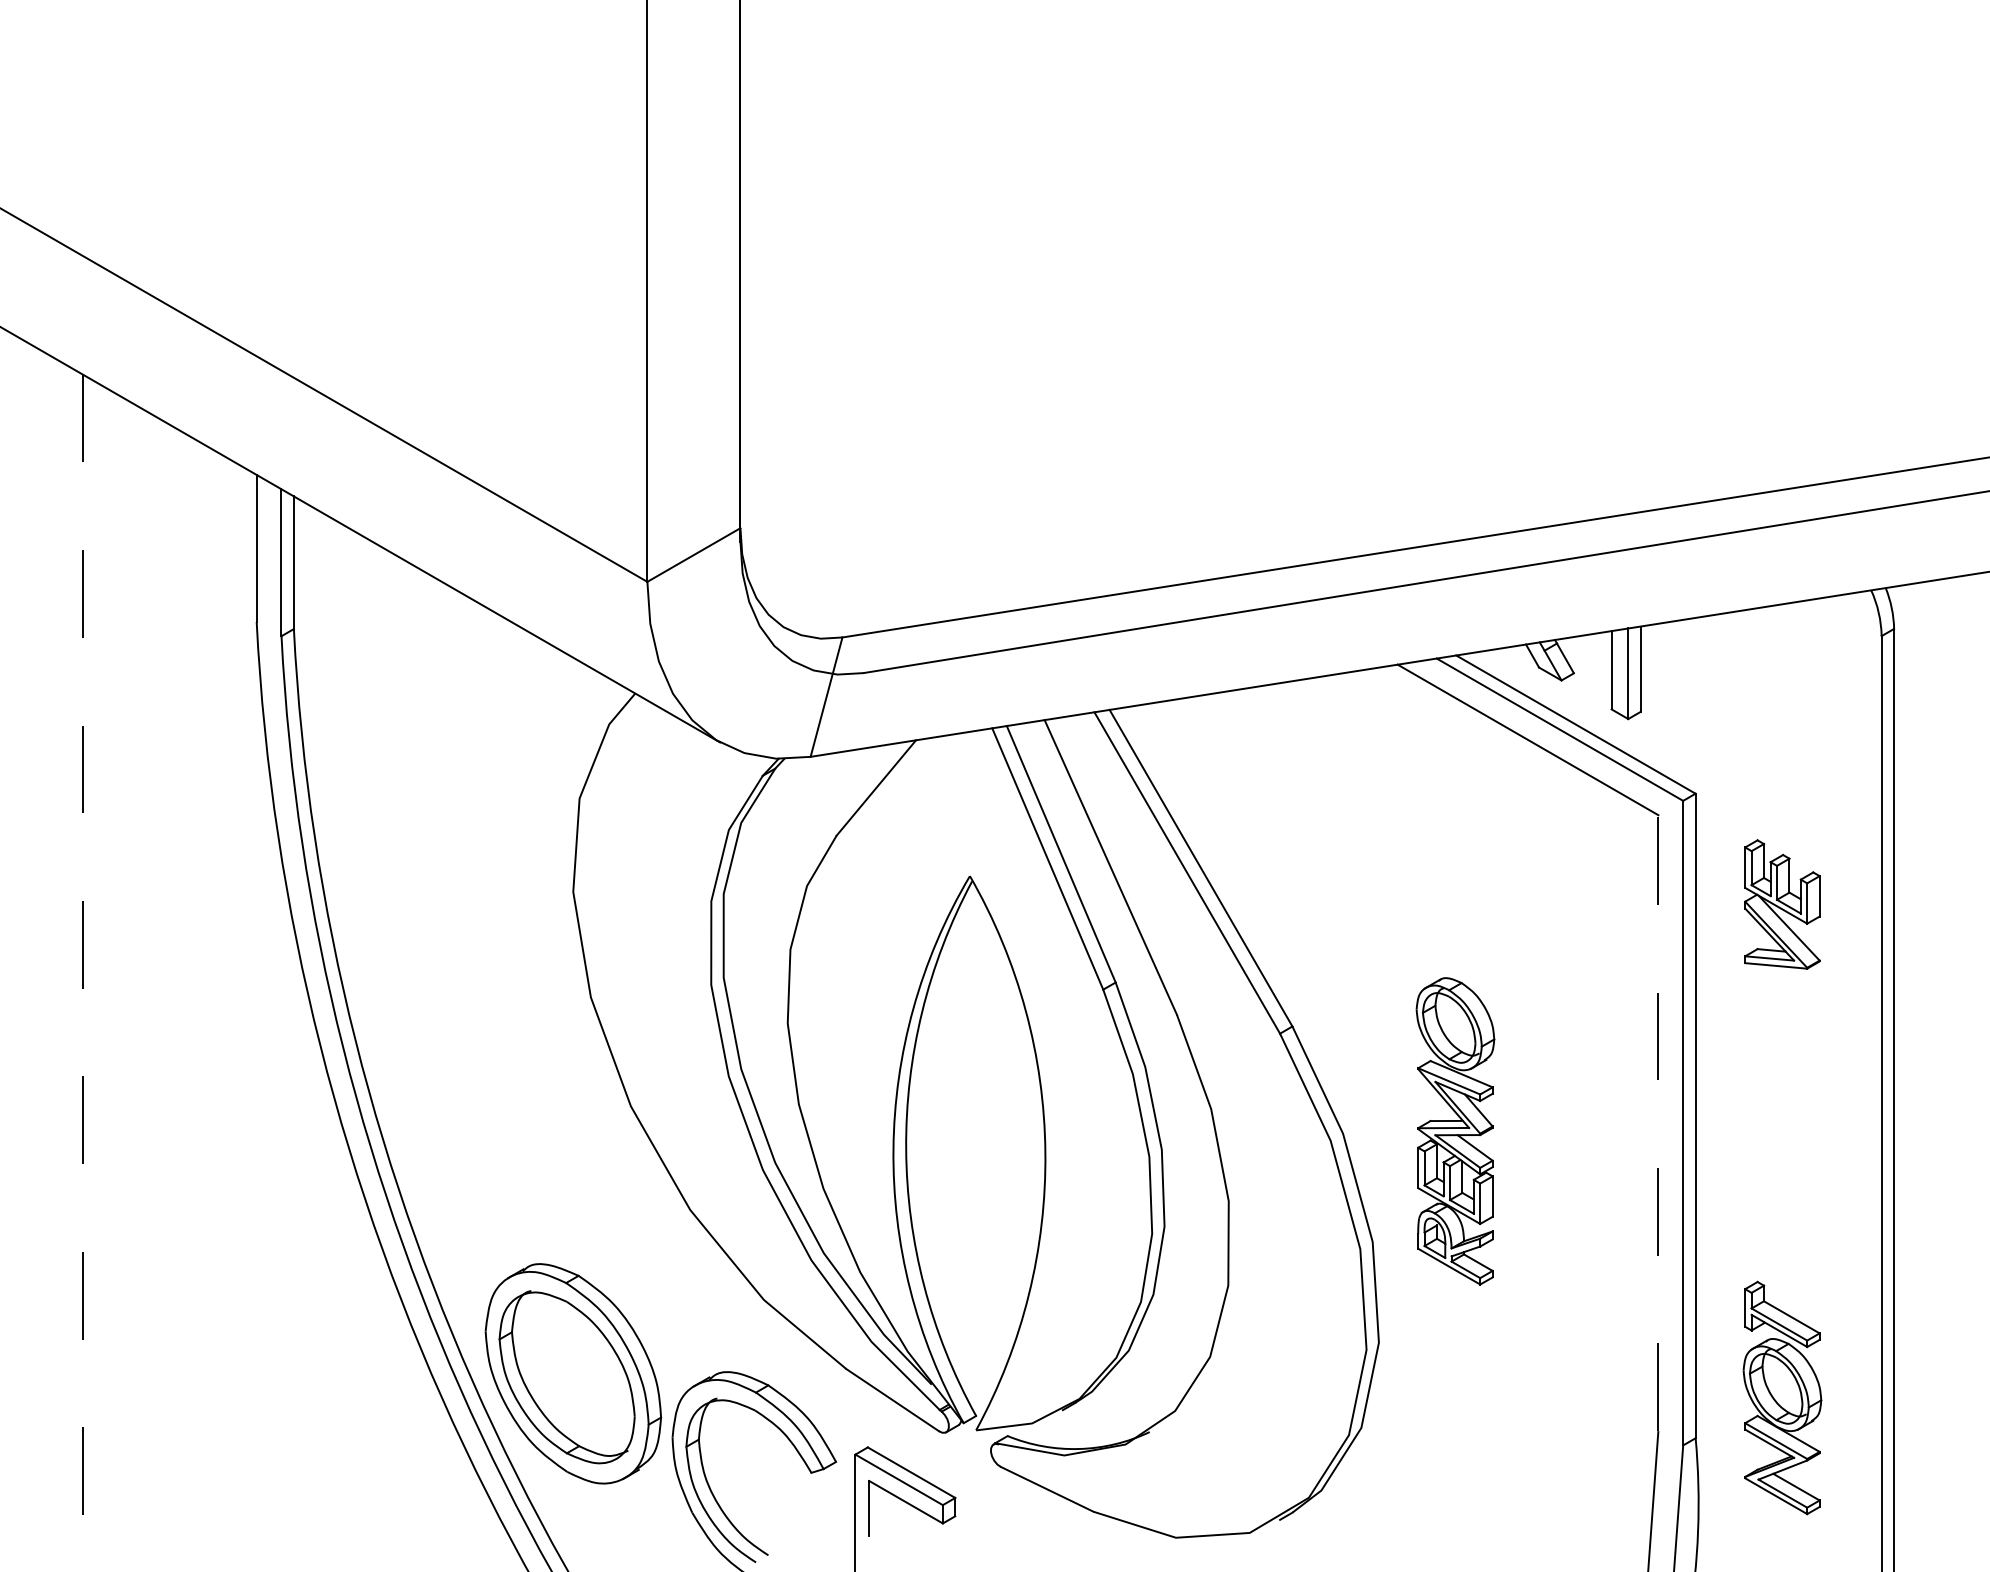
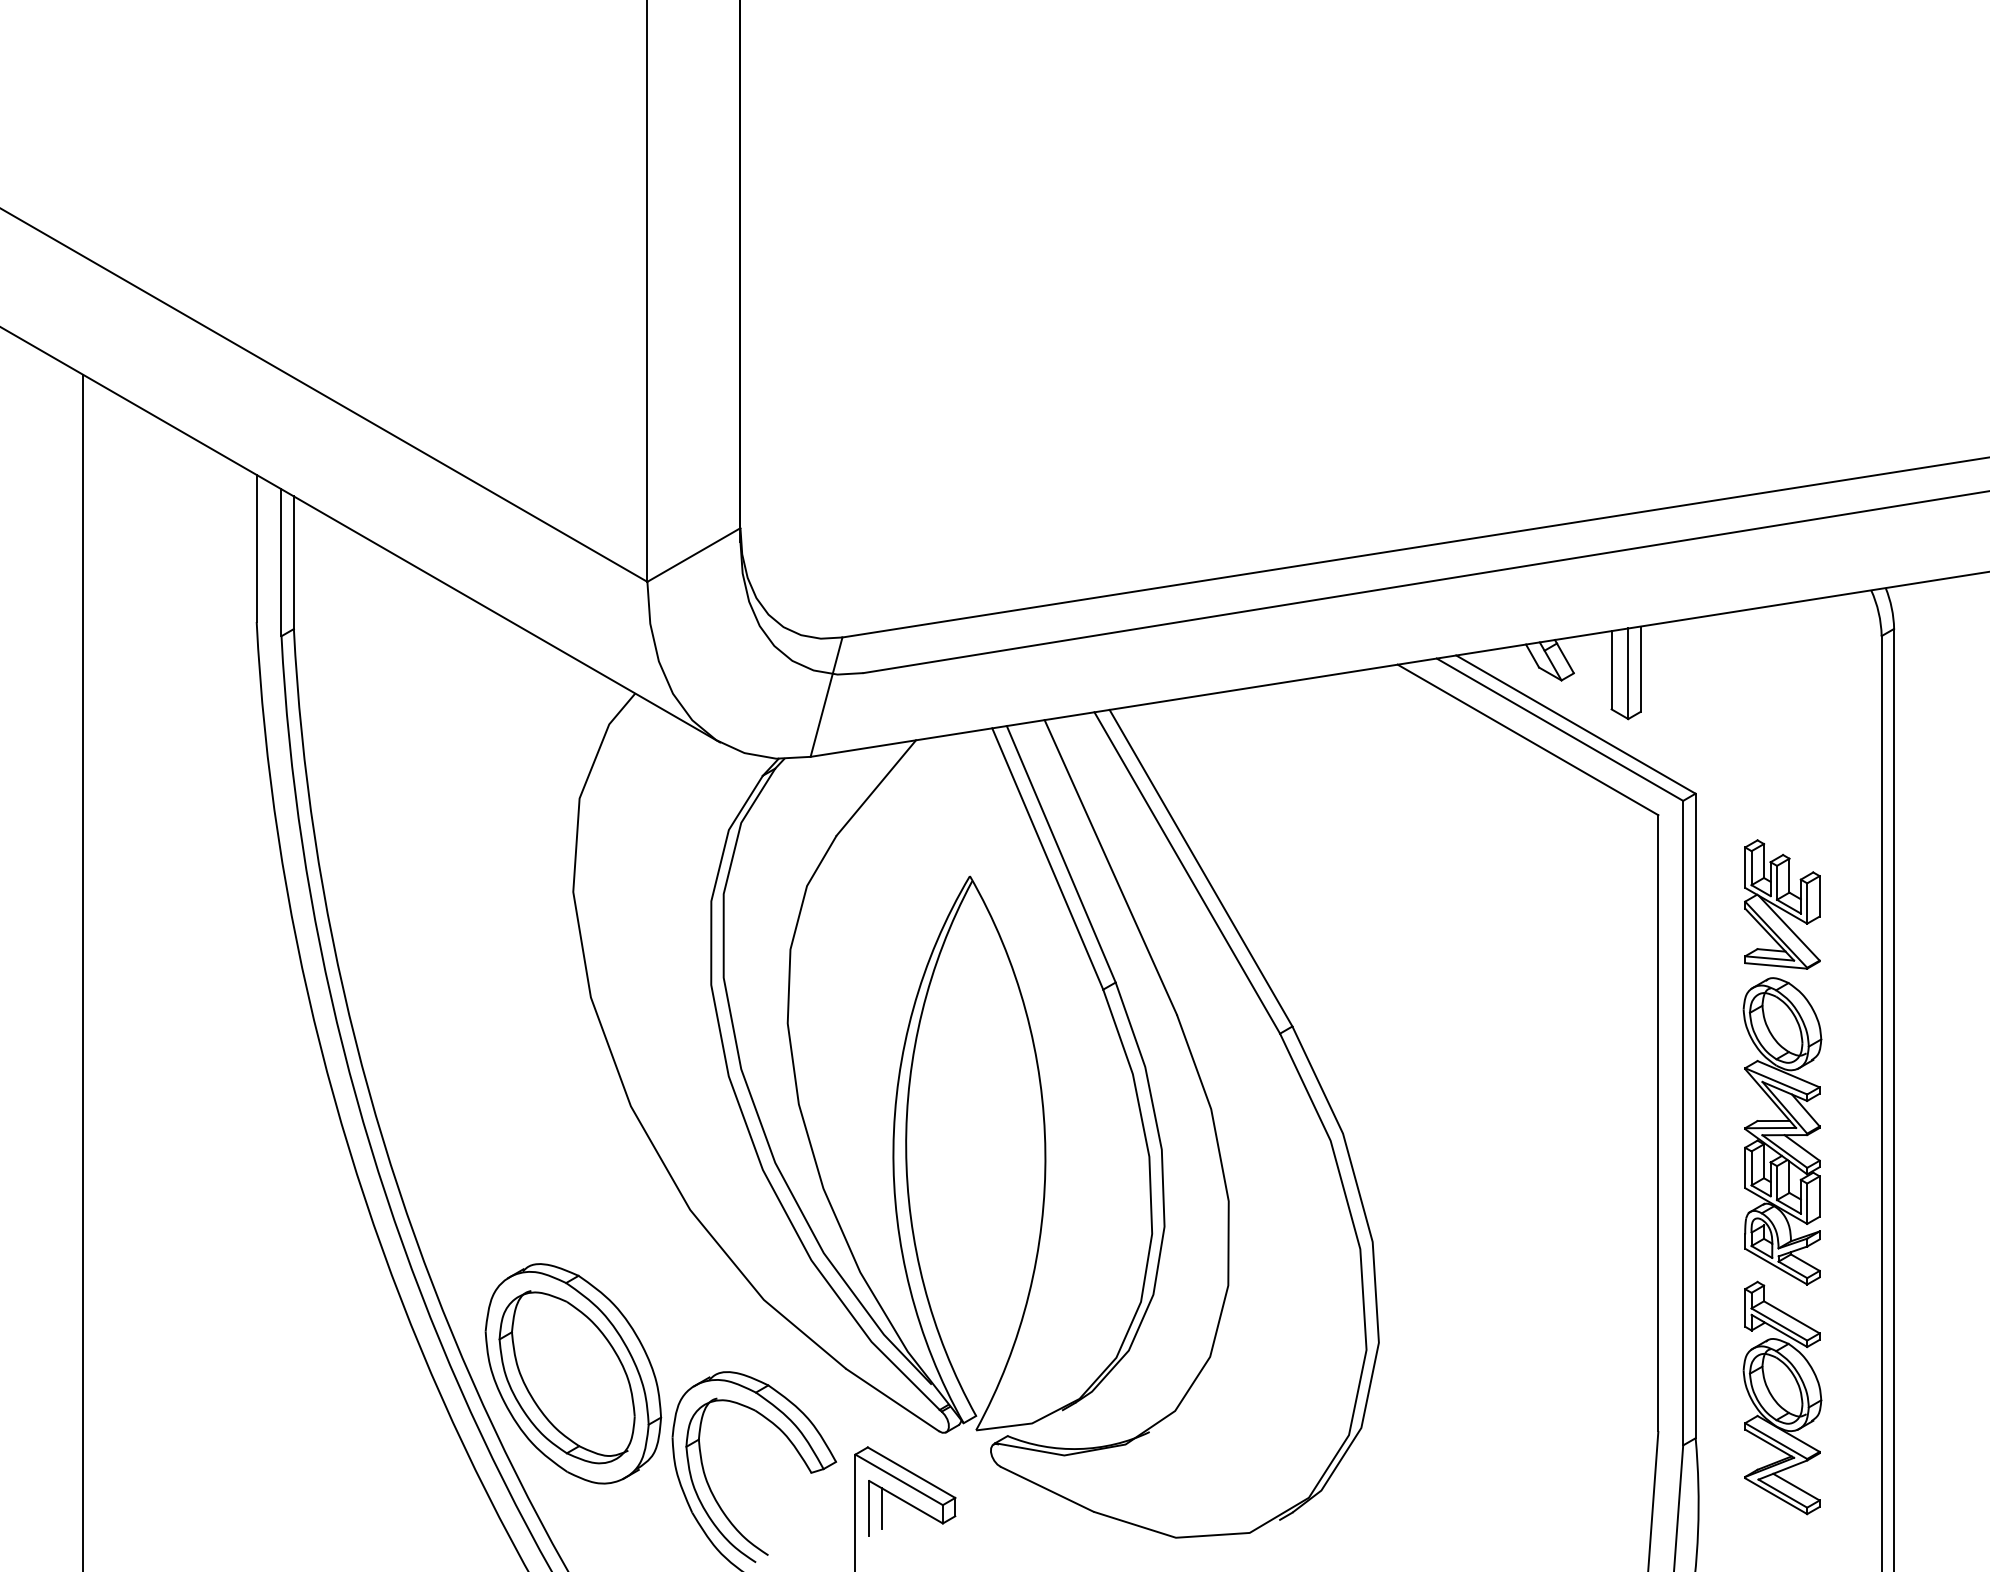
line: dashed -> solid (83, 973)
line: dashed -> solid (1658, 1123)
part position: (1455, 1131) -> (1782, 1131) (1782, 1131)
line: none -> present (881, 1508)
